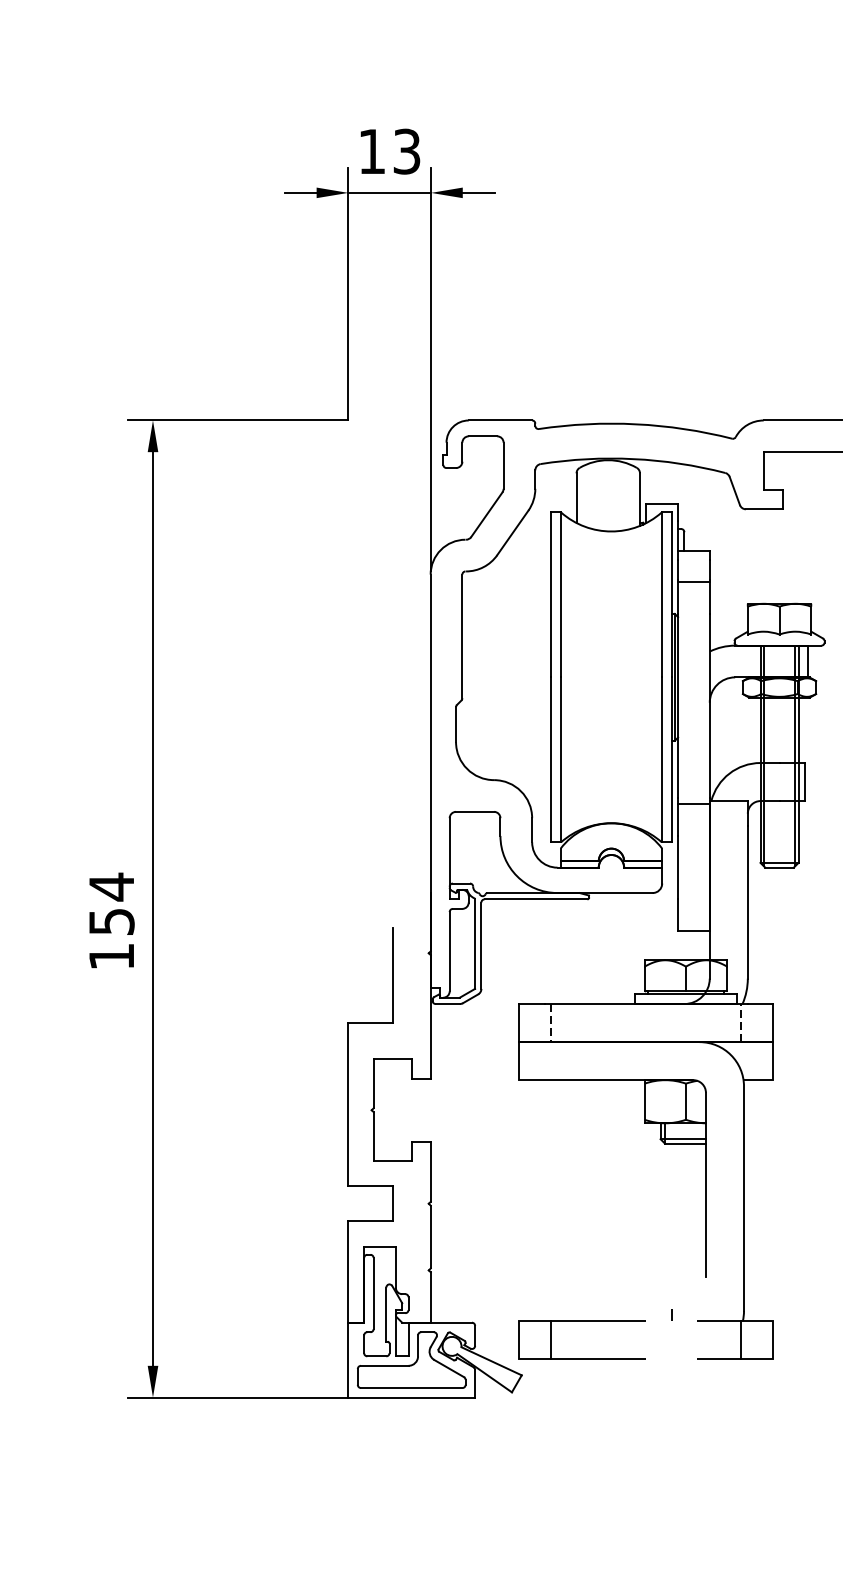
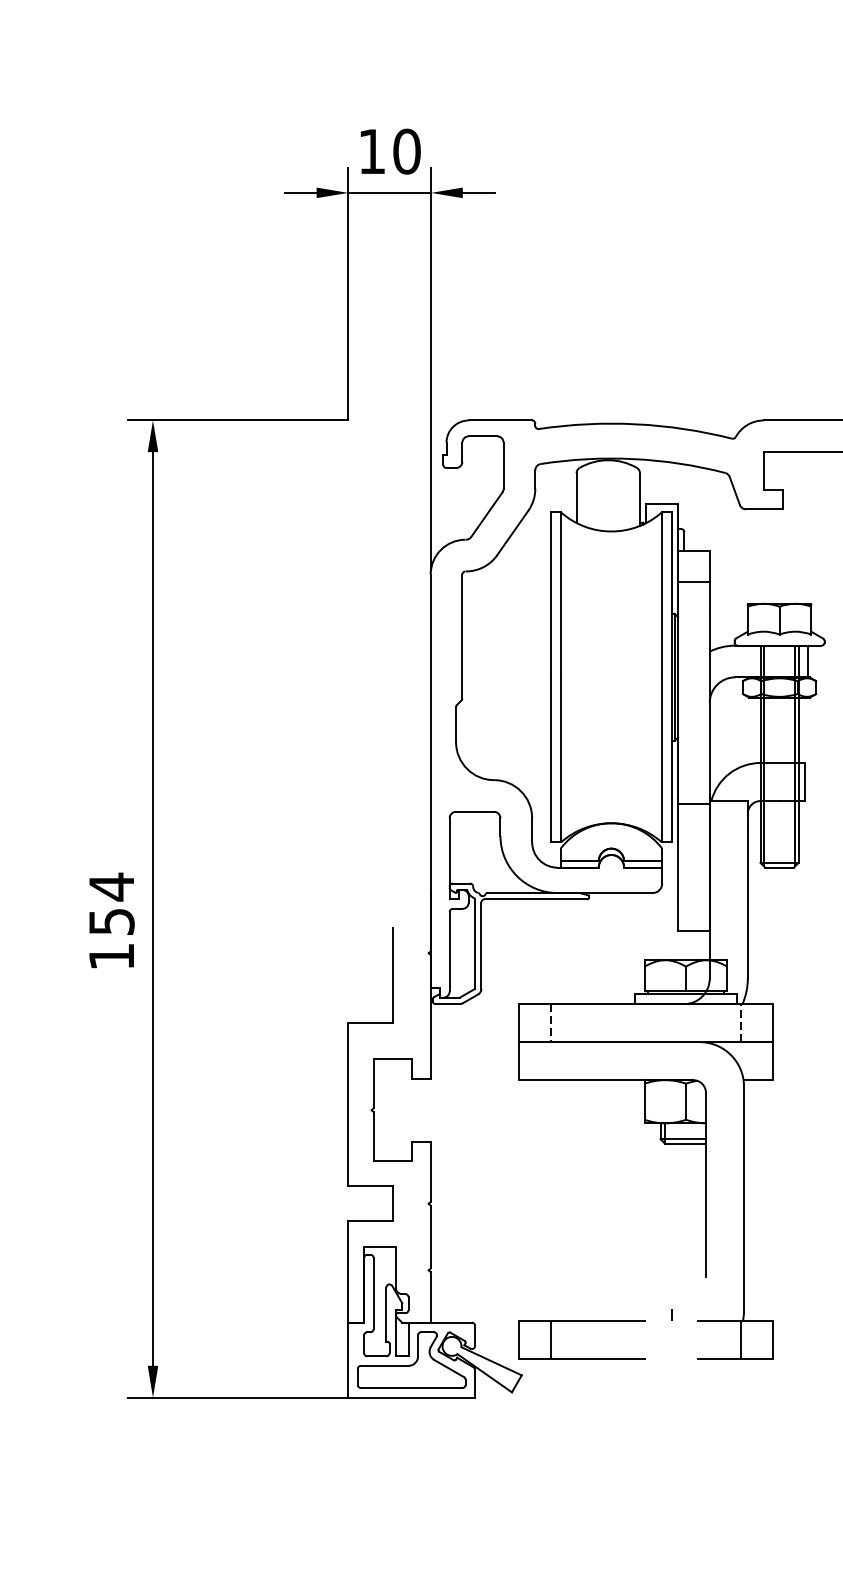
text: 13 -> 10 (406, 151)
